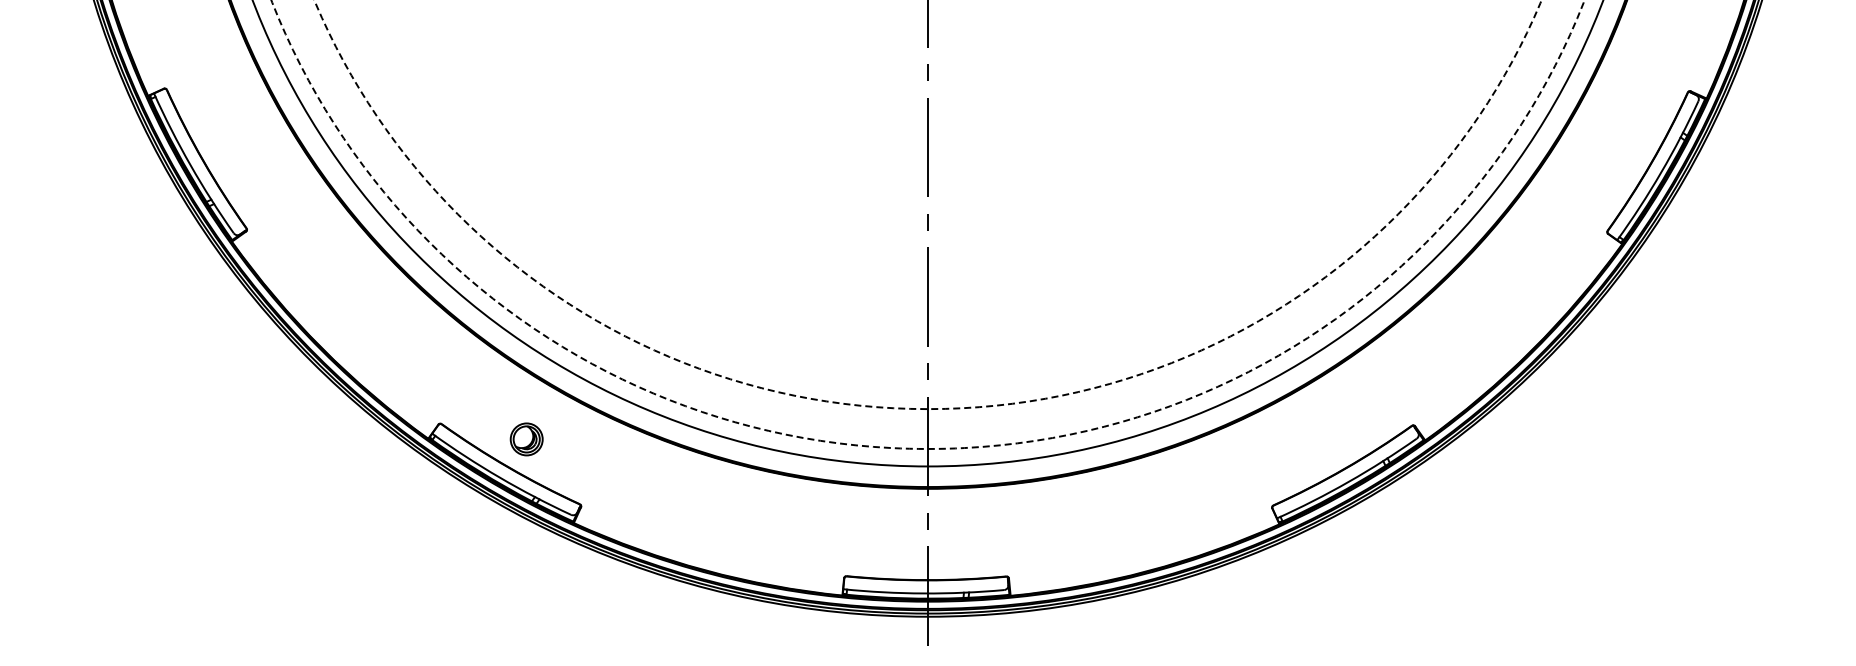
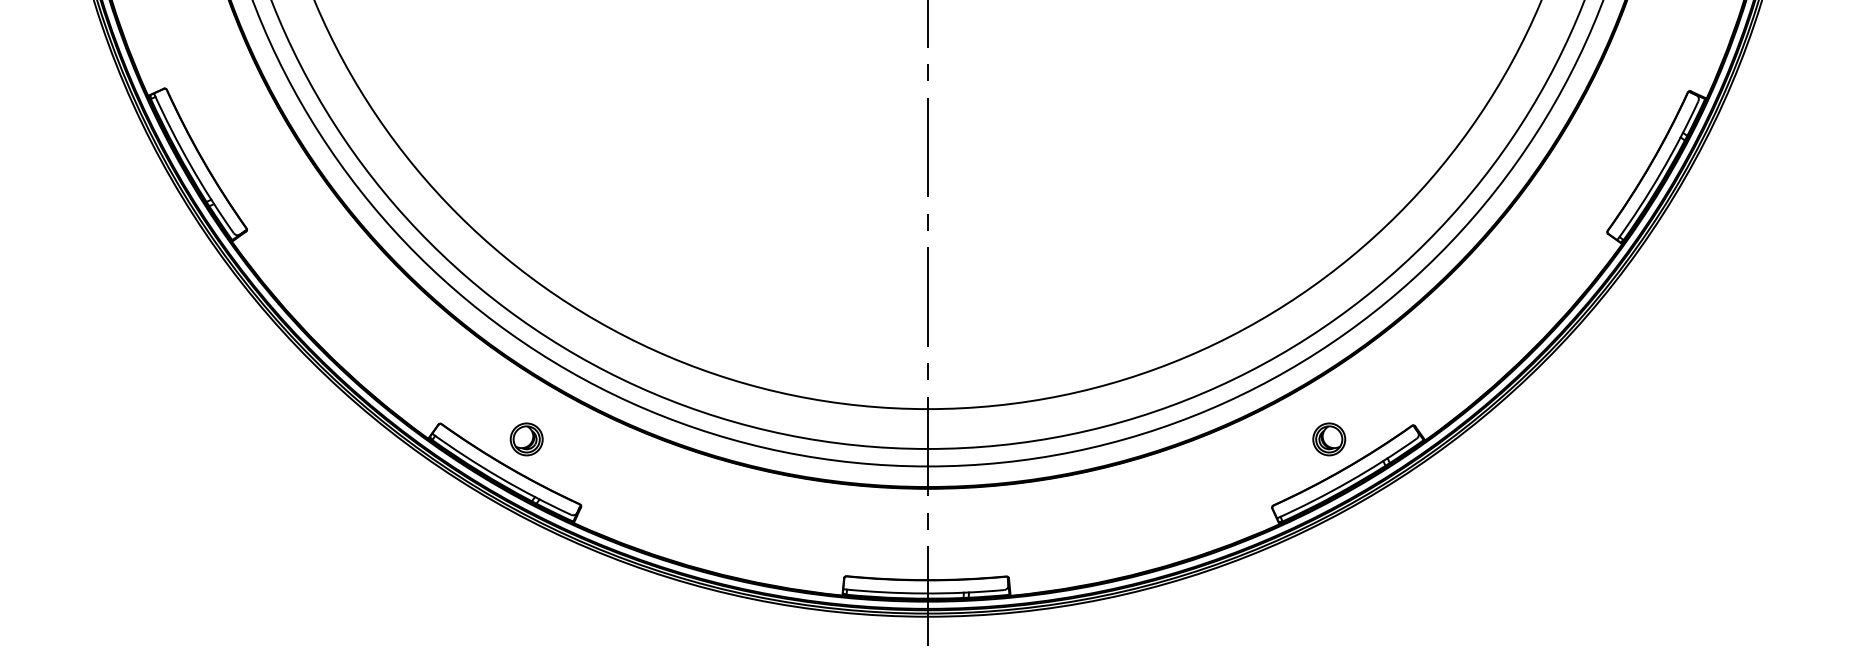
circle: dashed -> solid (927, 204)
circle: dashed -> solid (927, 224)
part: none -> present (1329, 439)
